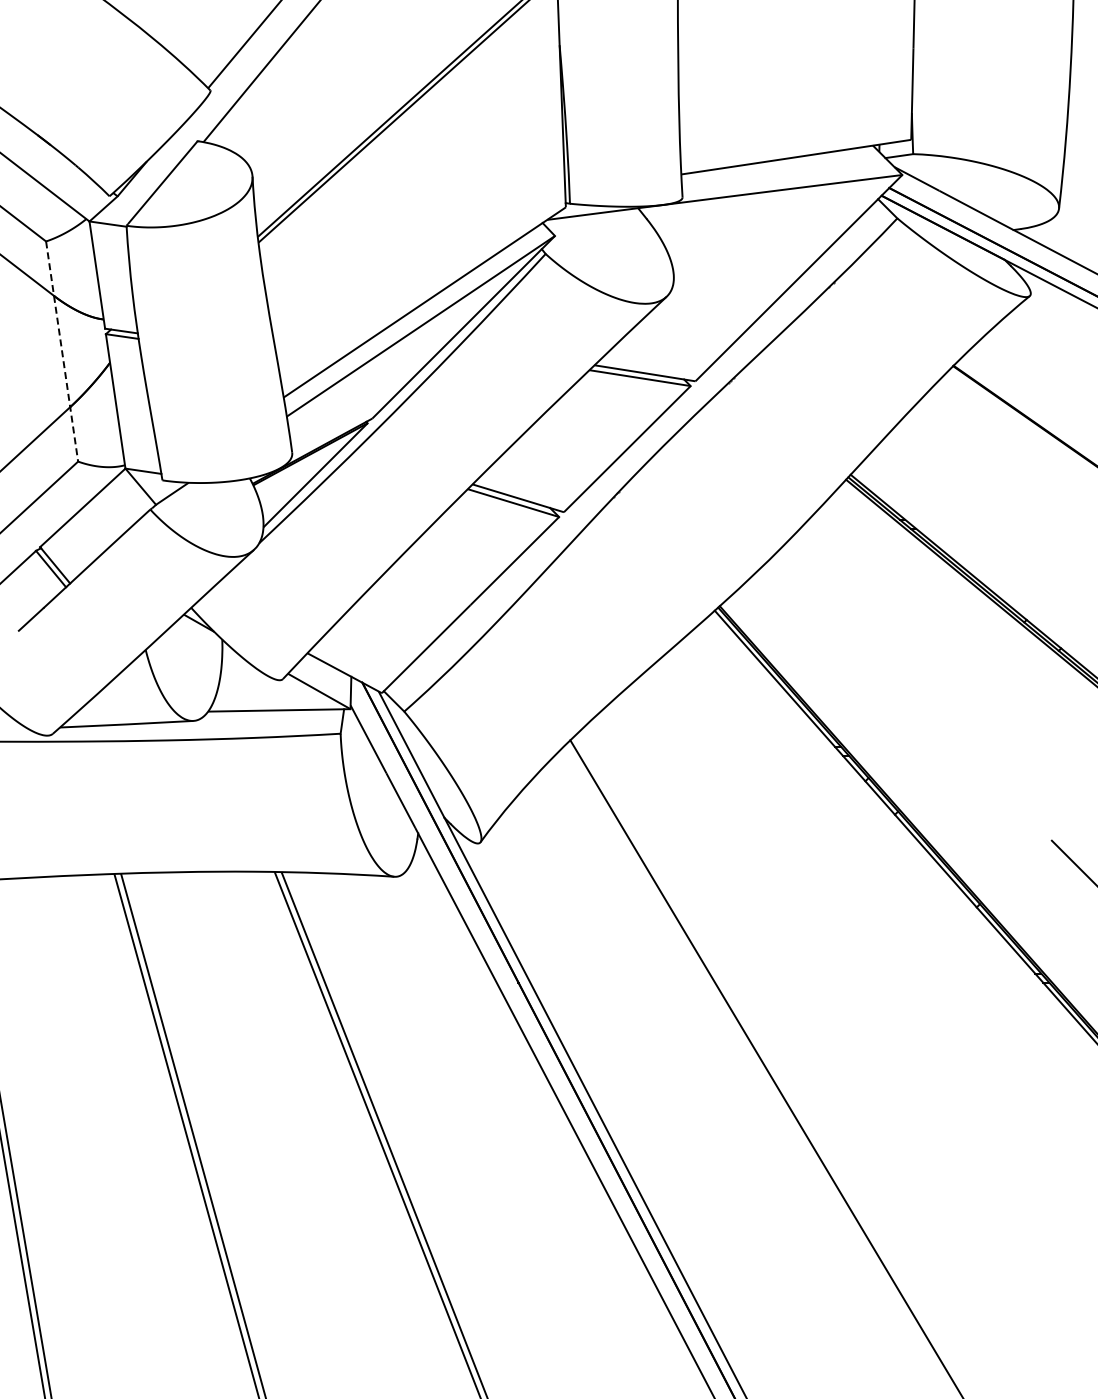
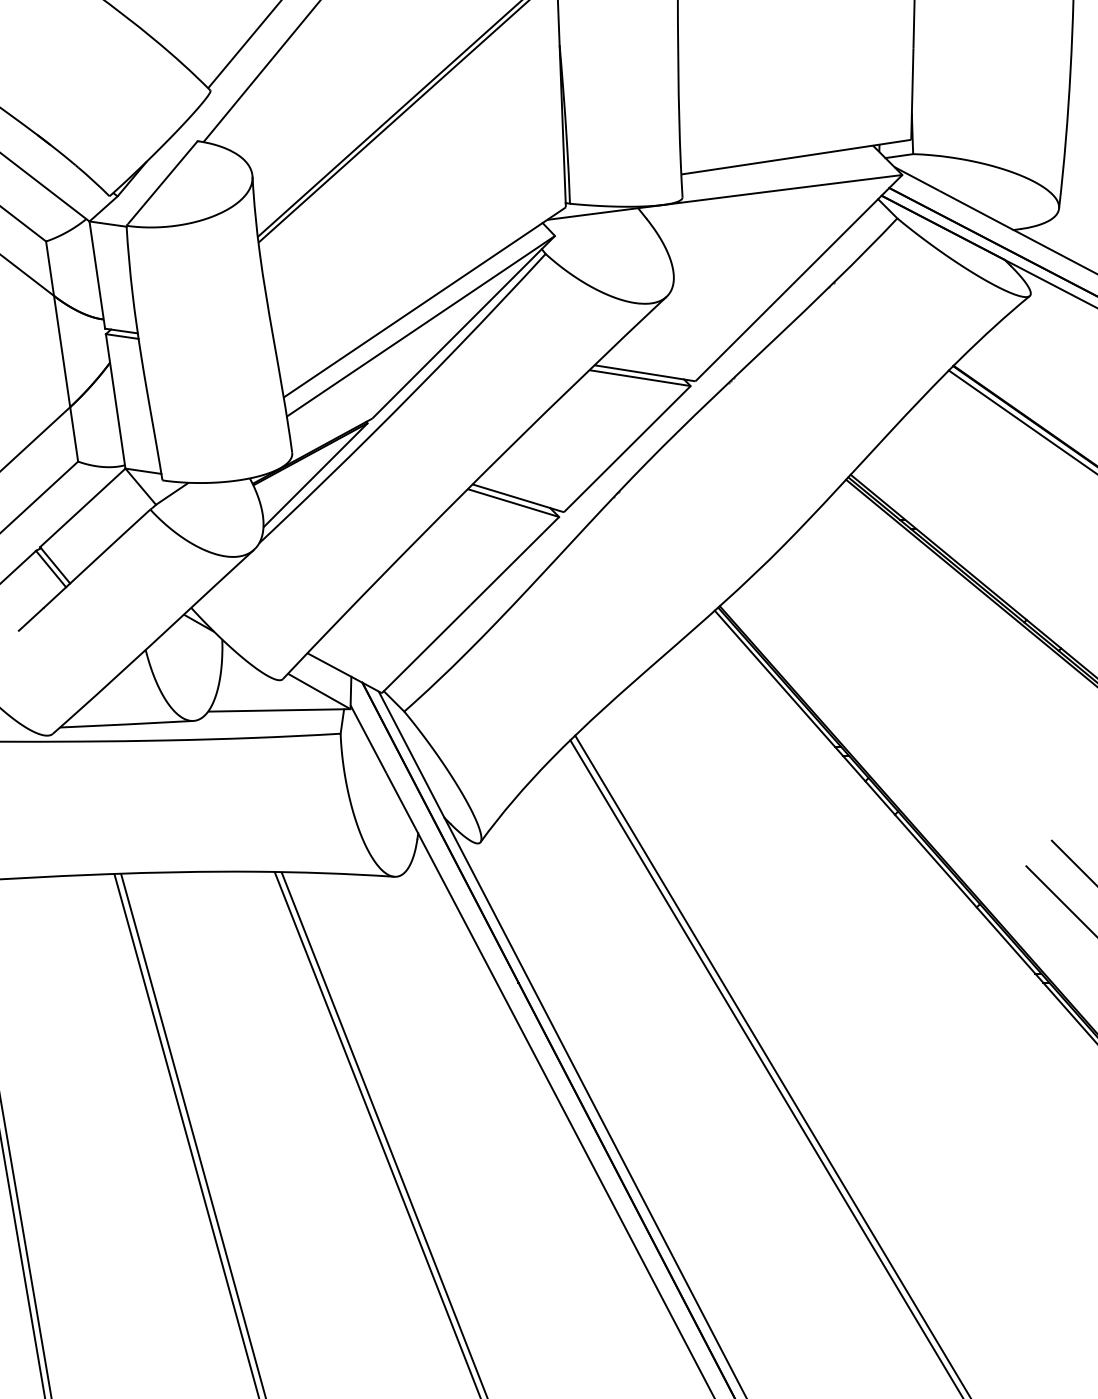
line: dashed -> solid (62, 352)
line: none -> present (1021, 421)
line: none -> present (1060, 900)
line: none -> present (772, 1065)
